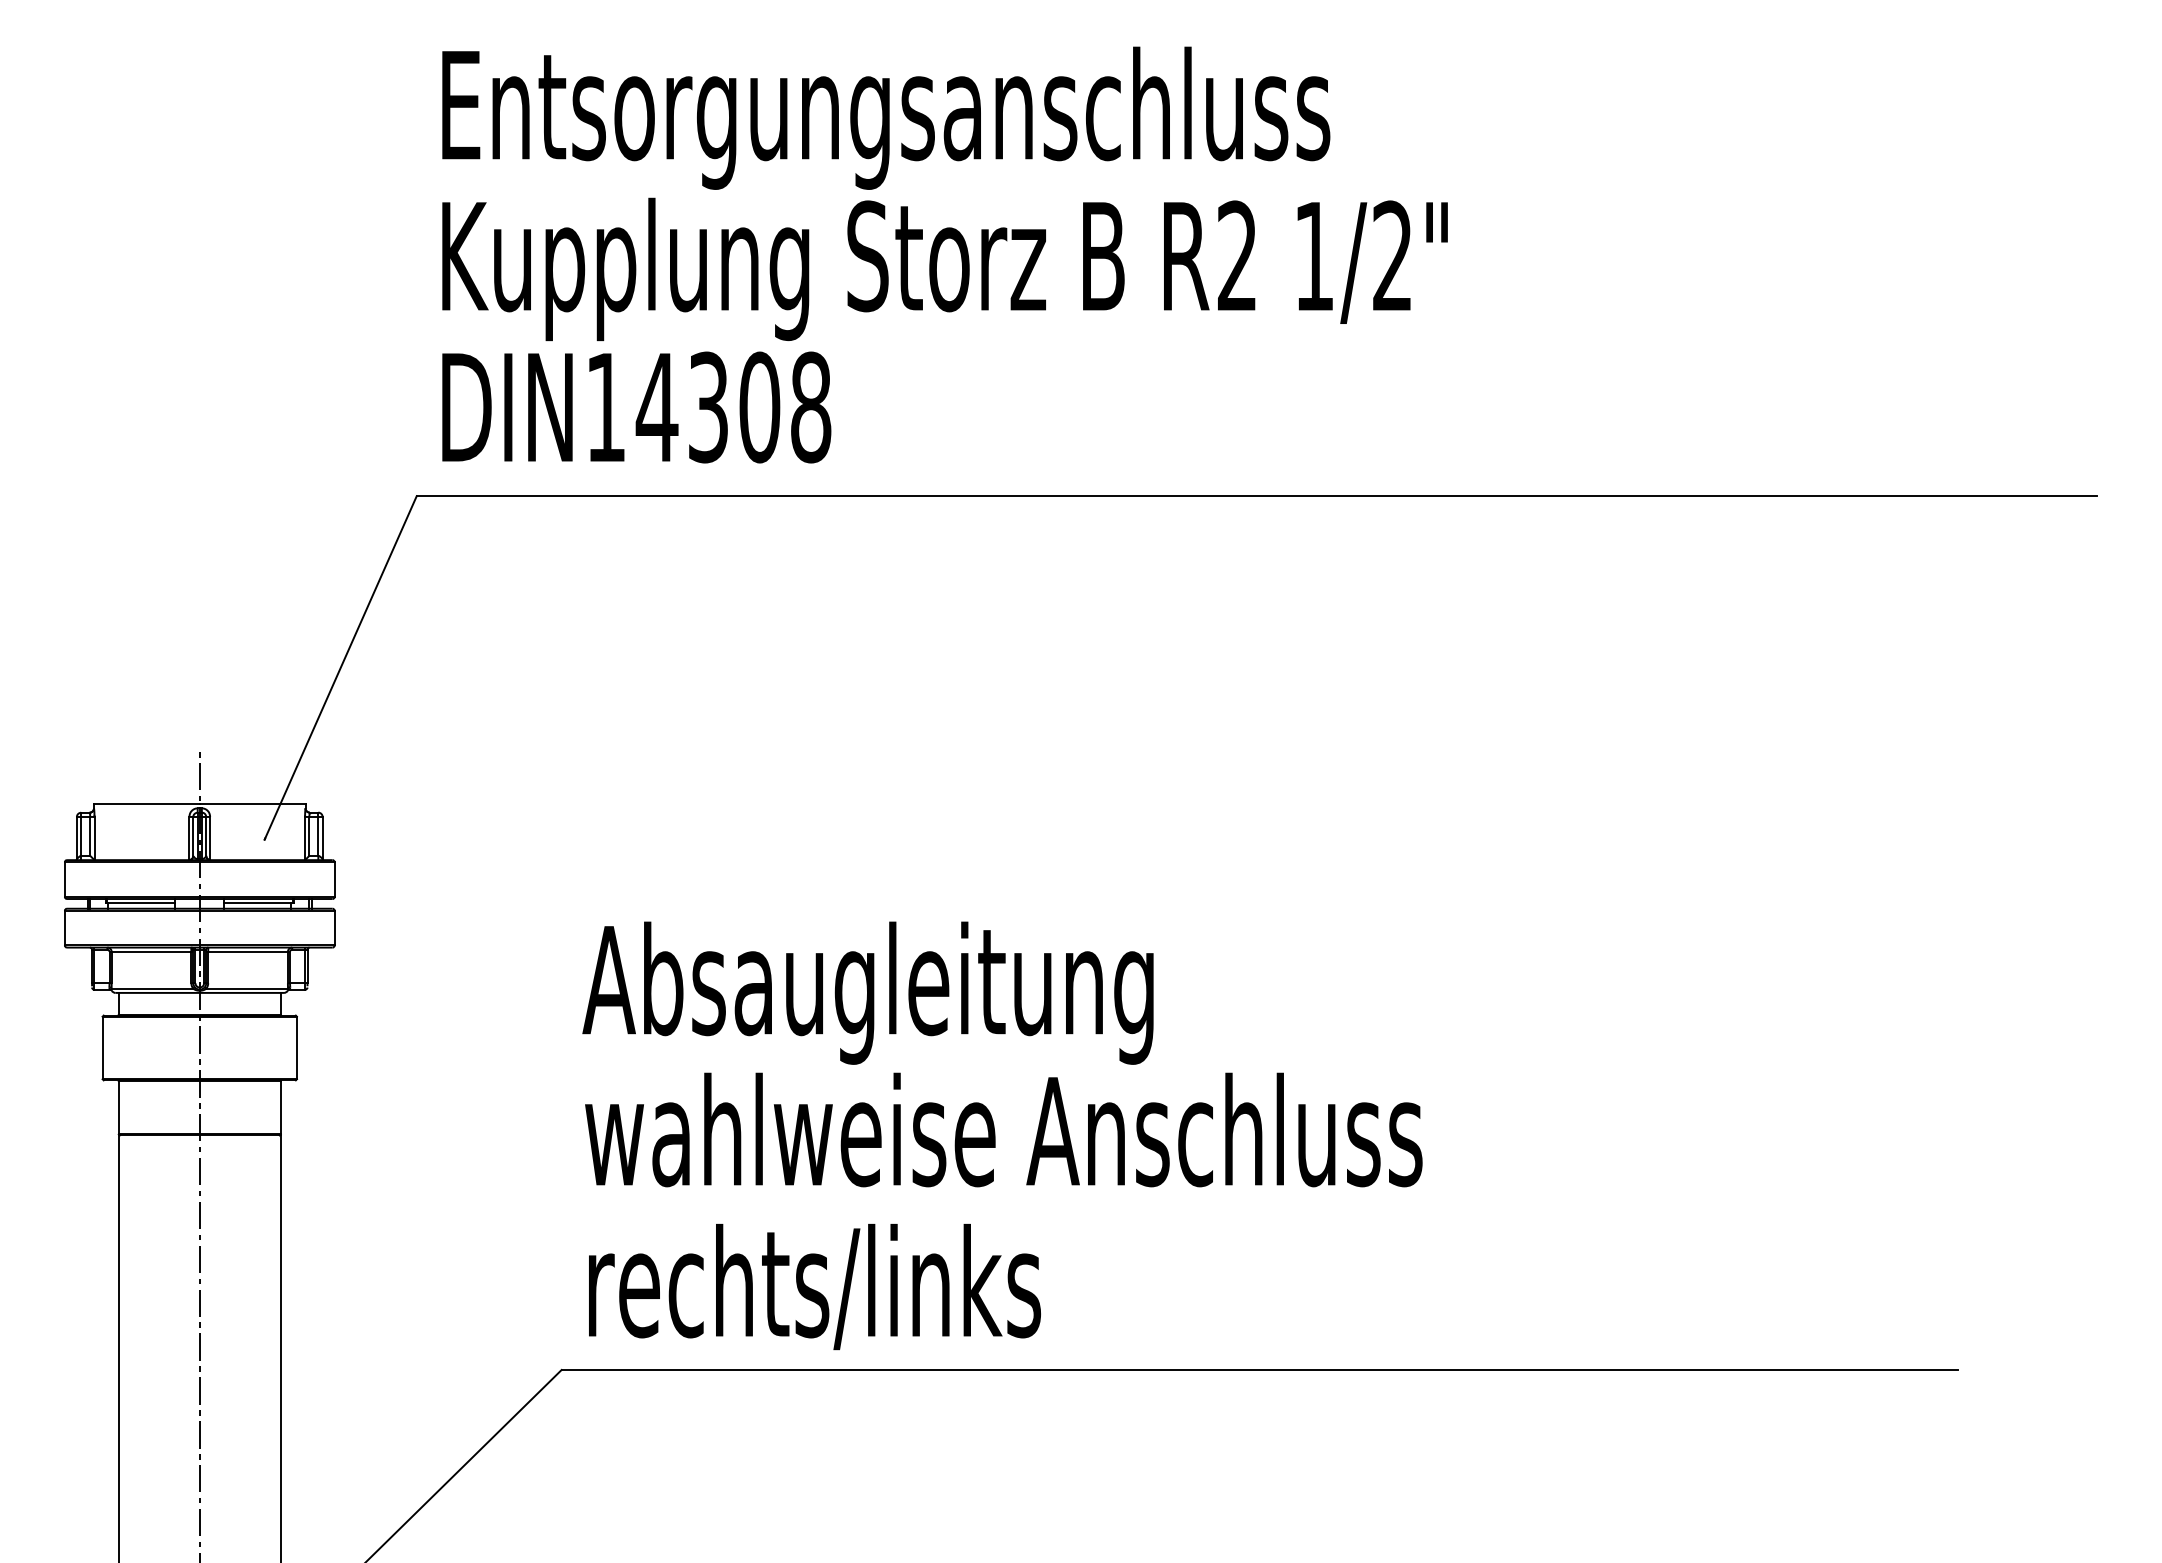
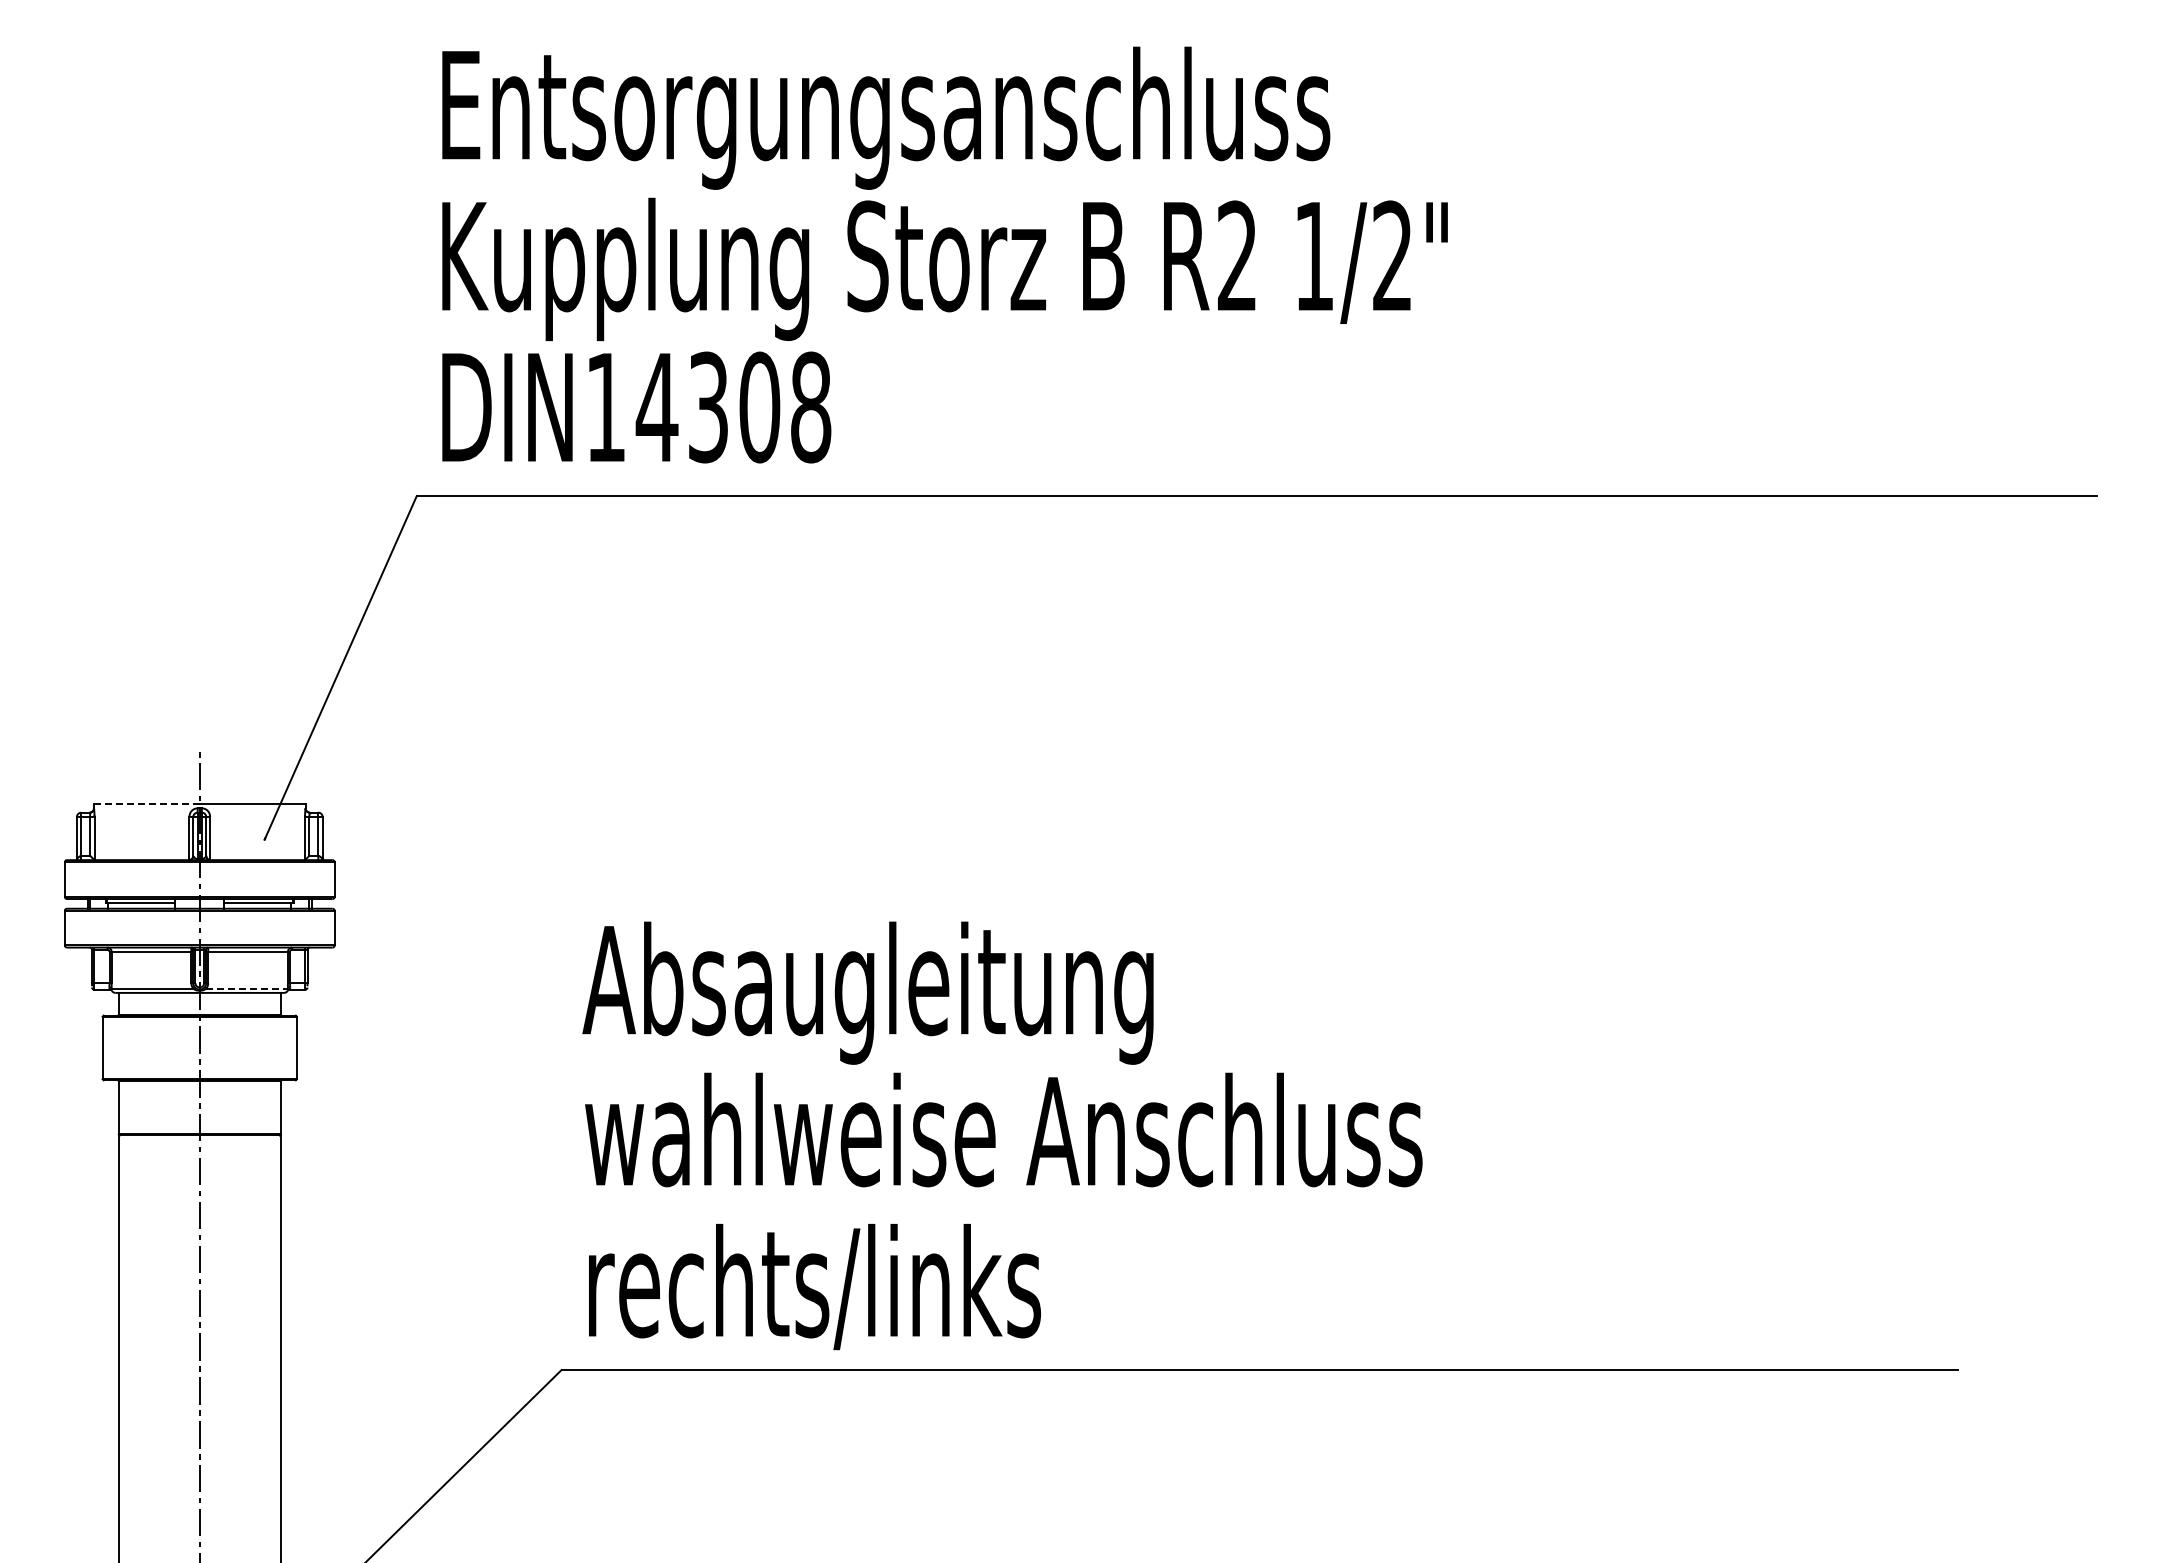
line: solid -> dashed (146, 804)
line: solid -> dashed (247, 988)
